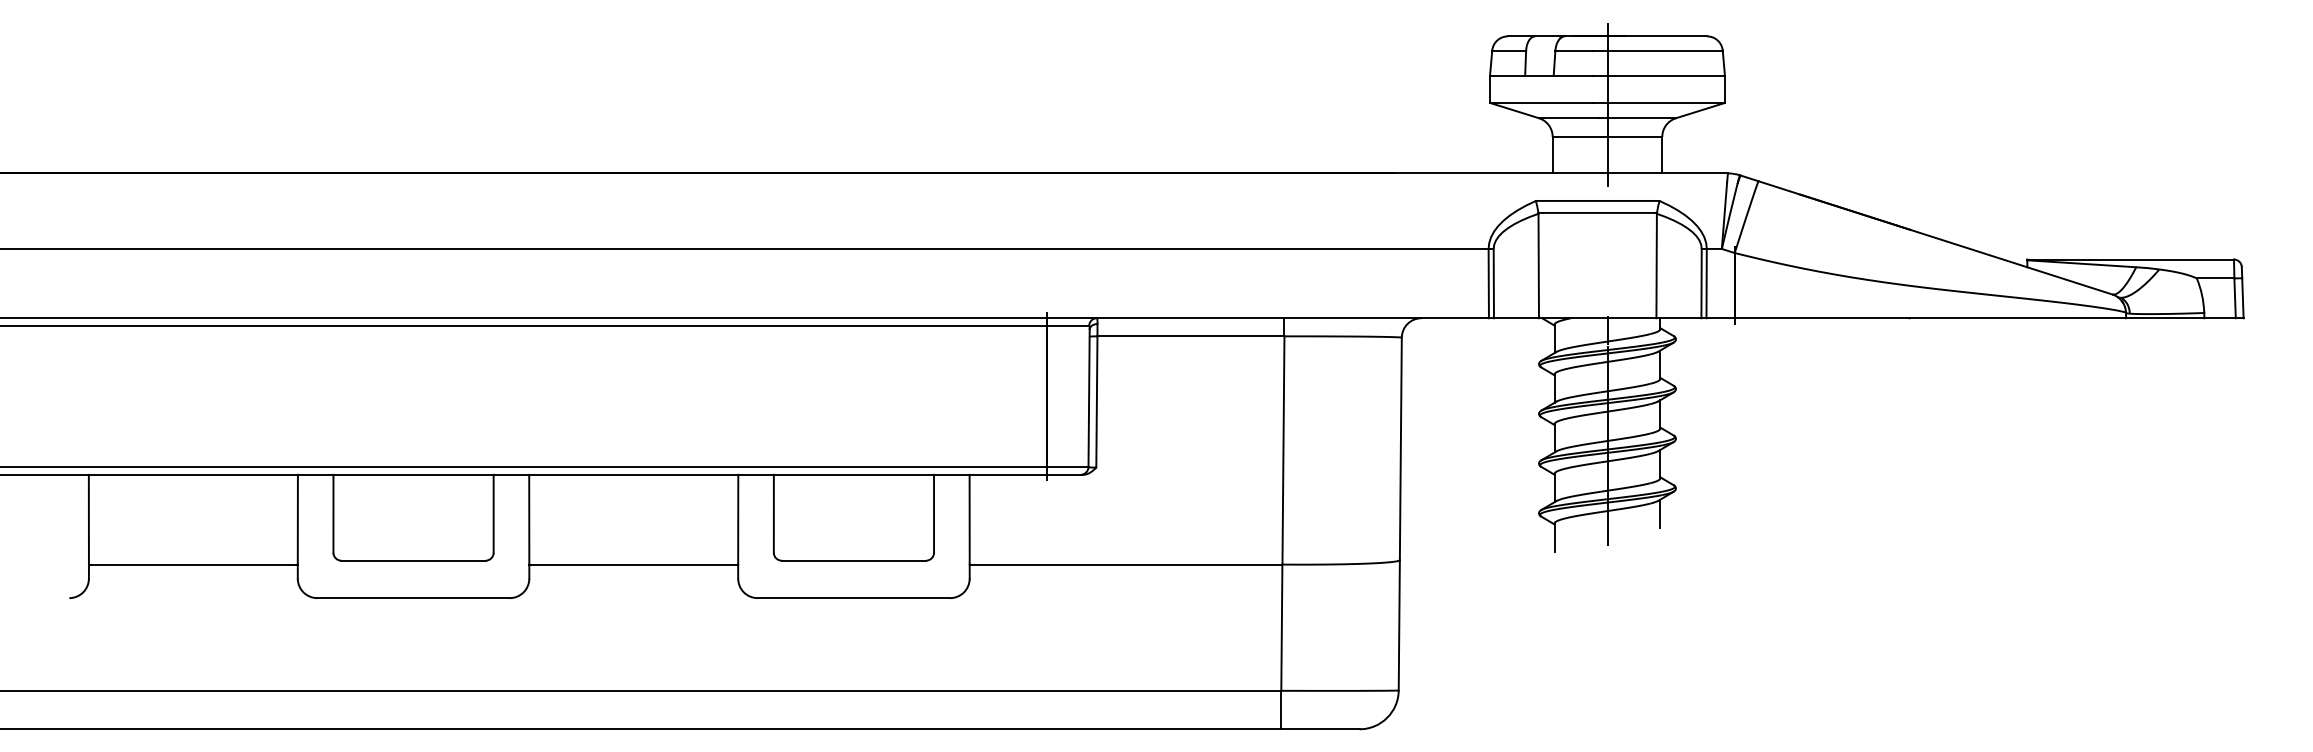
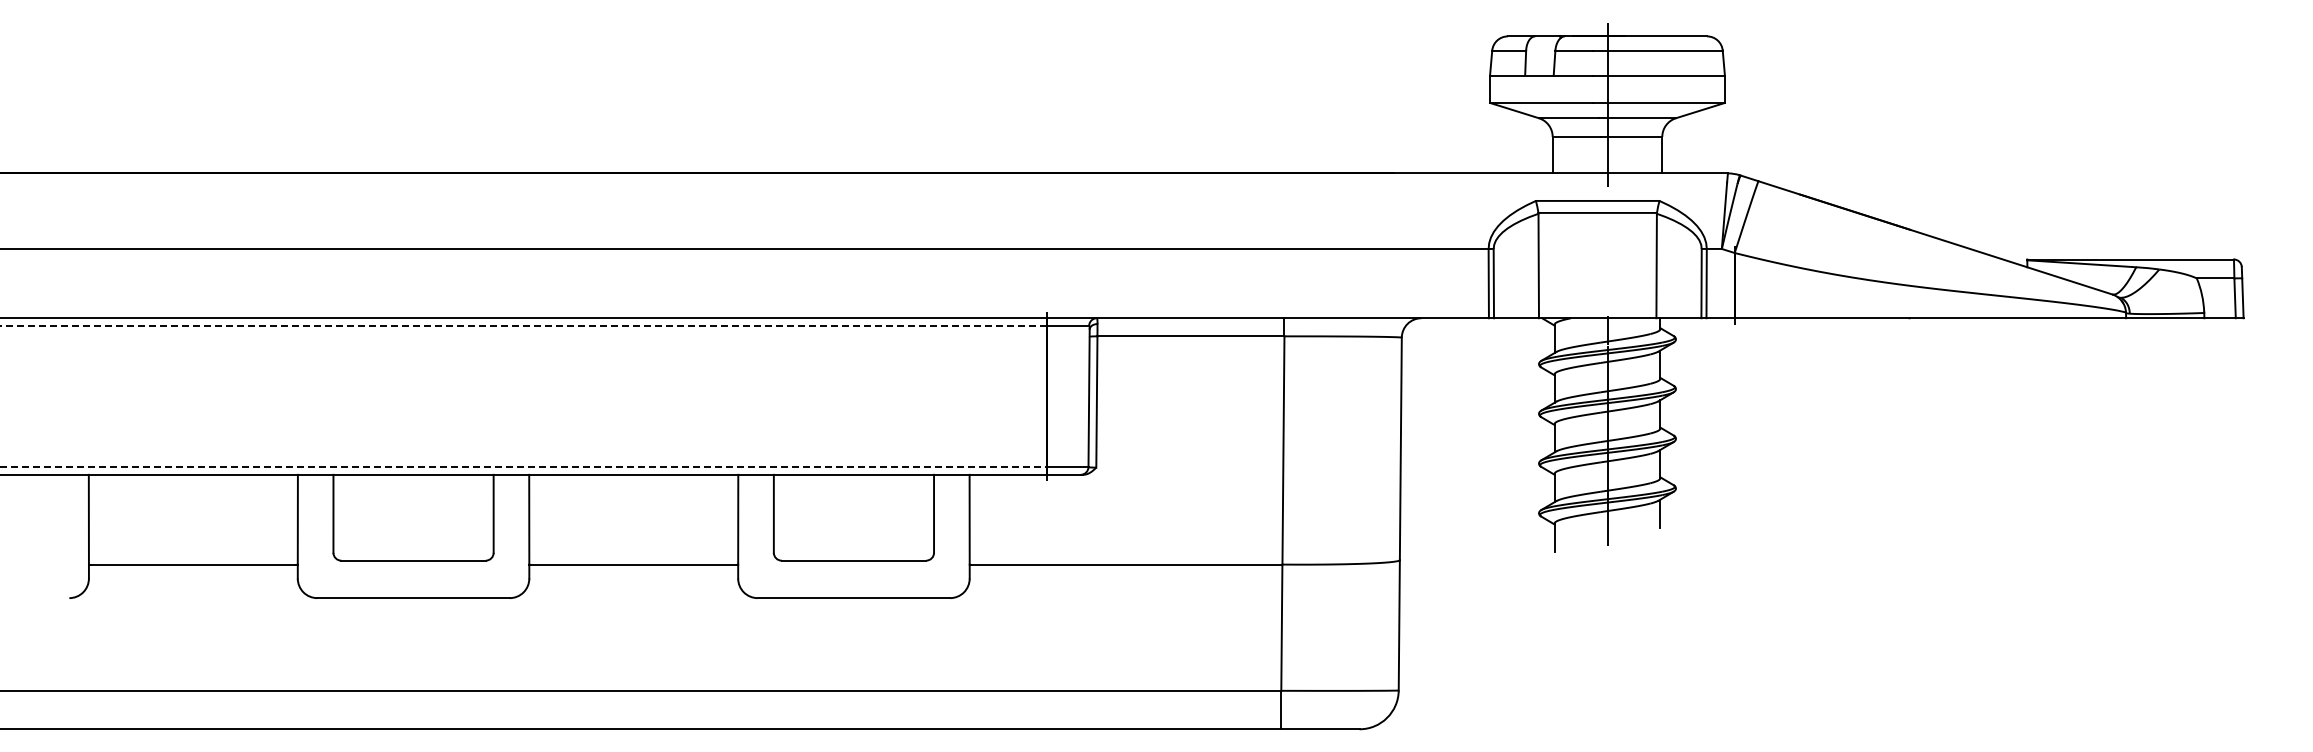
line: solid -> dashed (522, 326)
line: solid -> dashed (523, 467)
